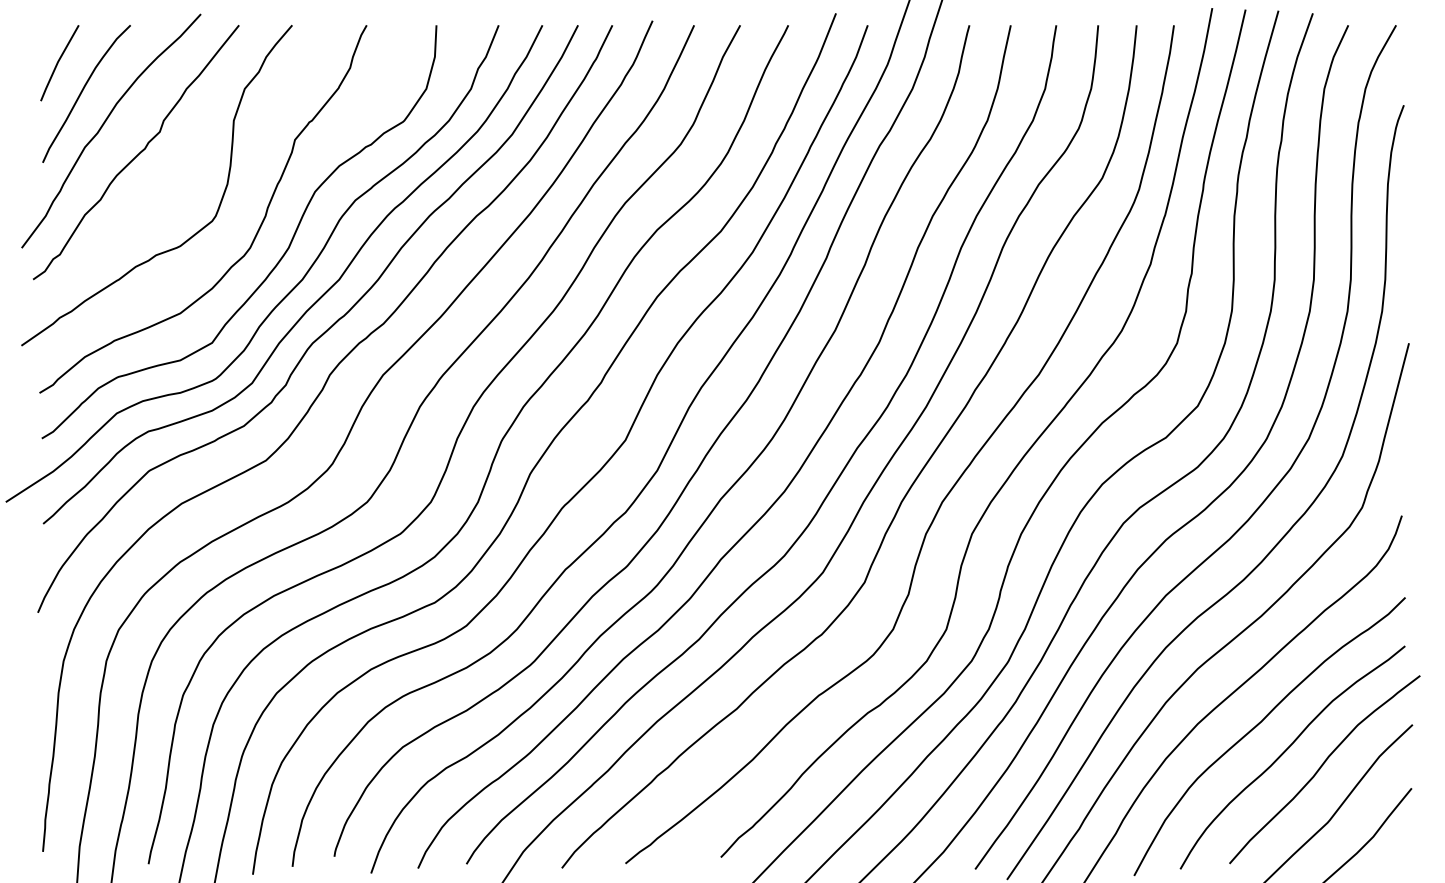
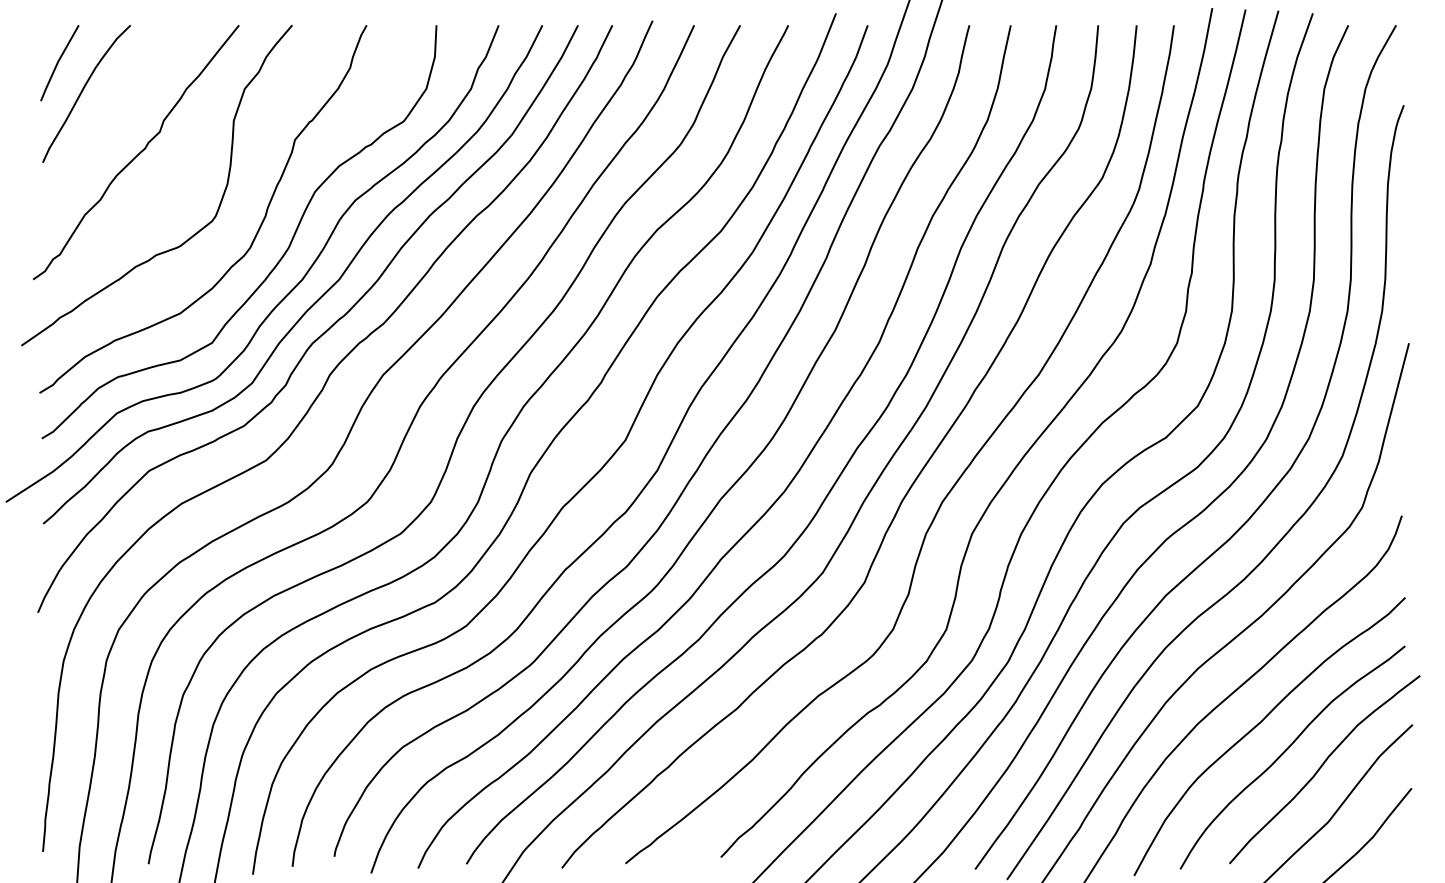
curve: present -> none (104, 124)
